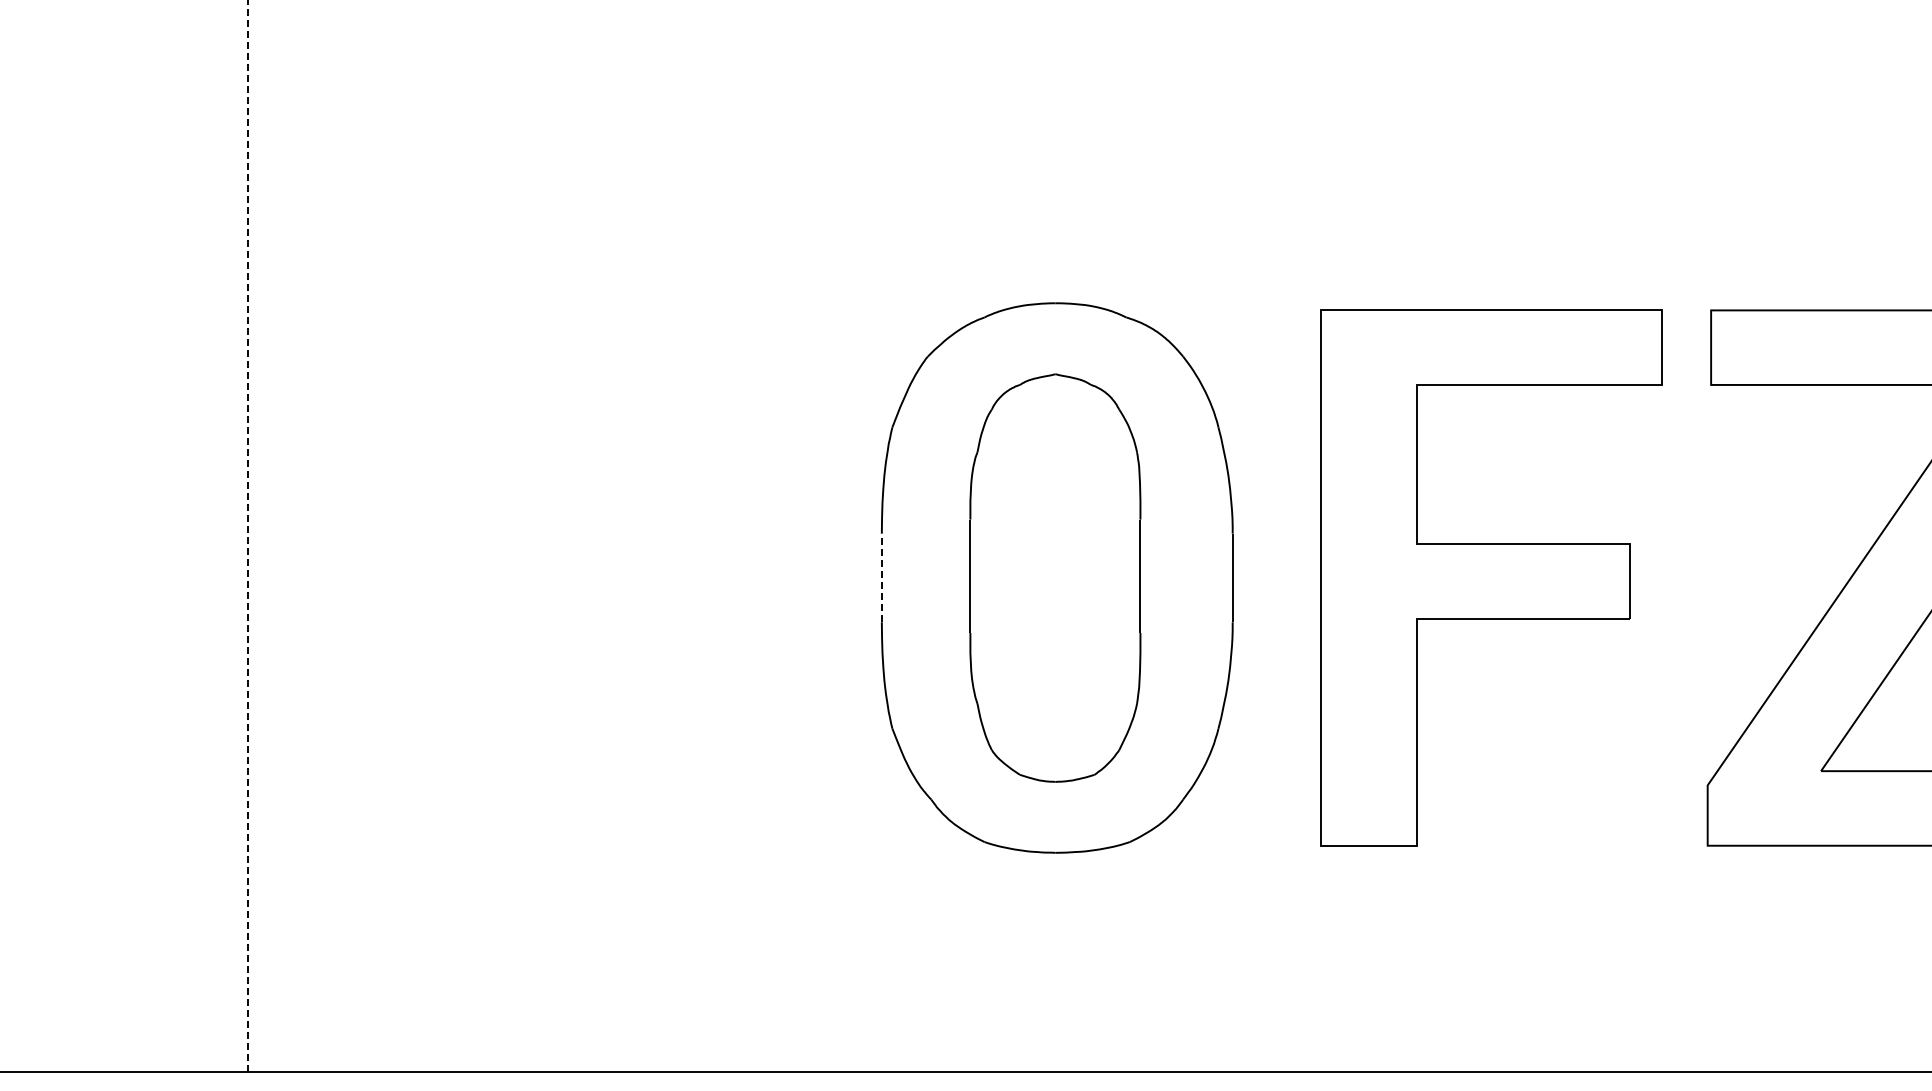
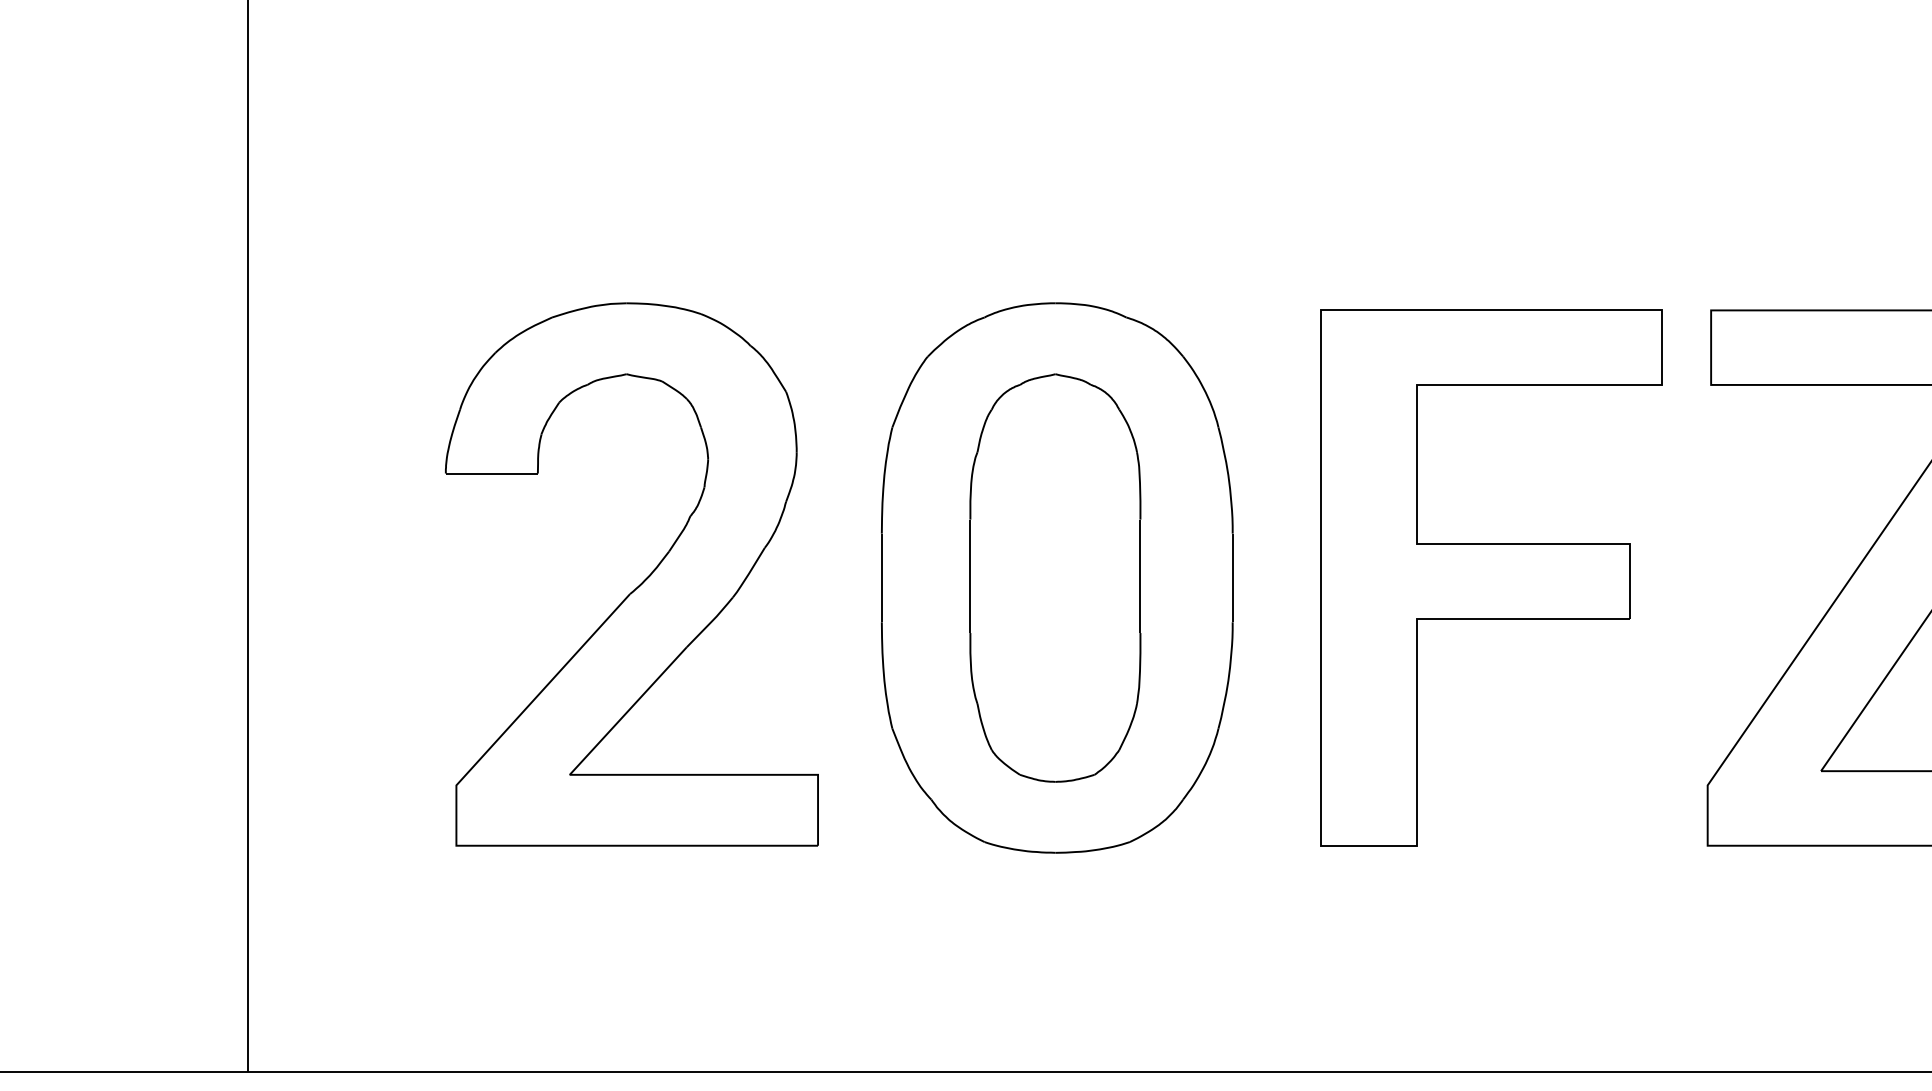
line: dashed -> solid (248, 535)
line: dashed -> solid (881, 577)
part: none -> present (640, 583)
